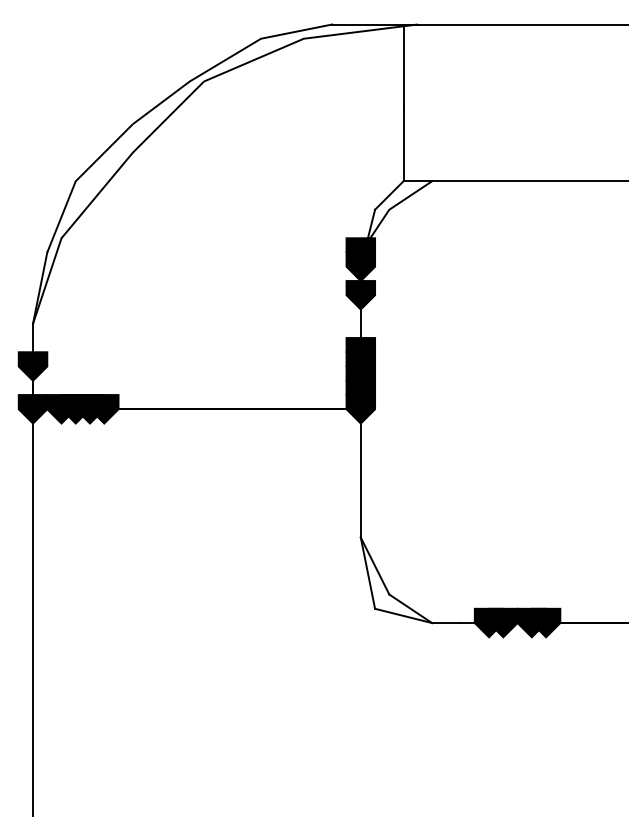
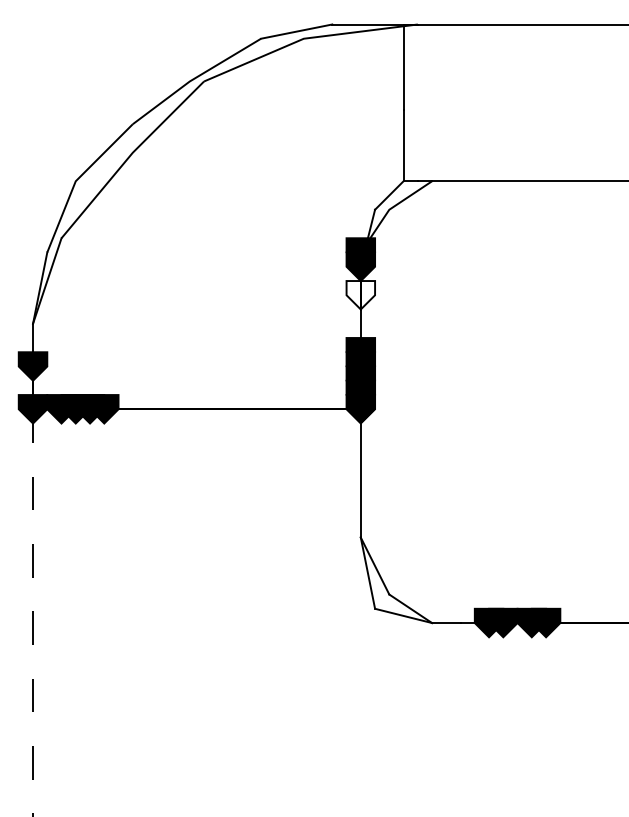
fill: present -> none (360, 295)
line: solid -> dashed (33, 613)
